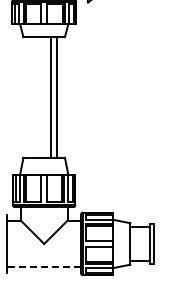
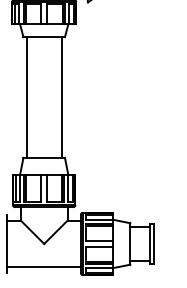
line position: (50, 97) -> (26, 97) (26, 97)
line position: (56, 97) -> (61, 97) (61, 97)
line: dashed -> solid (44, 267)
